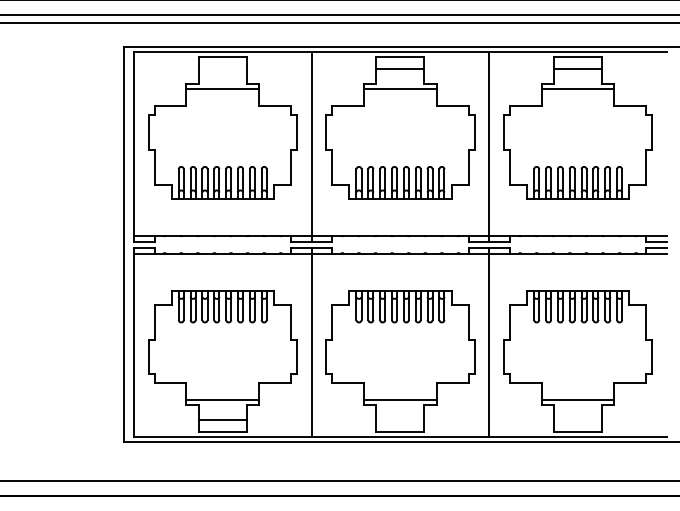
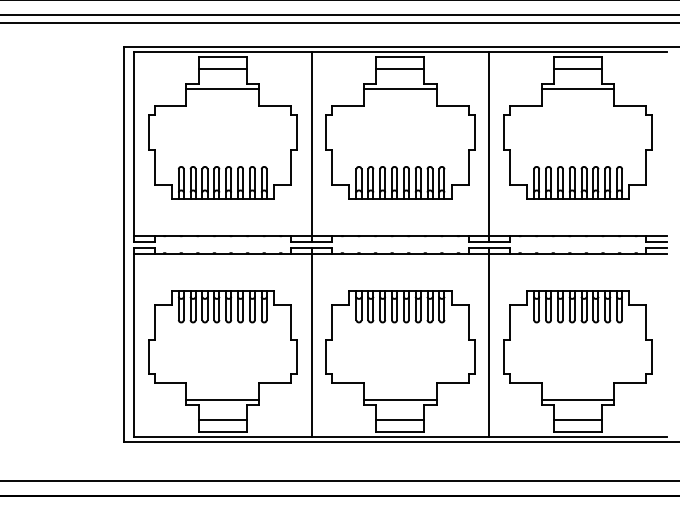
line: none -> present (222, 69)
line: none -> present (400, 420)
line: none -> present (578, 420)
